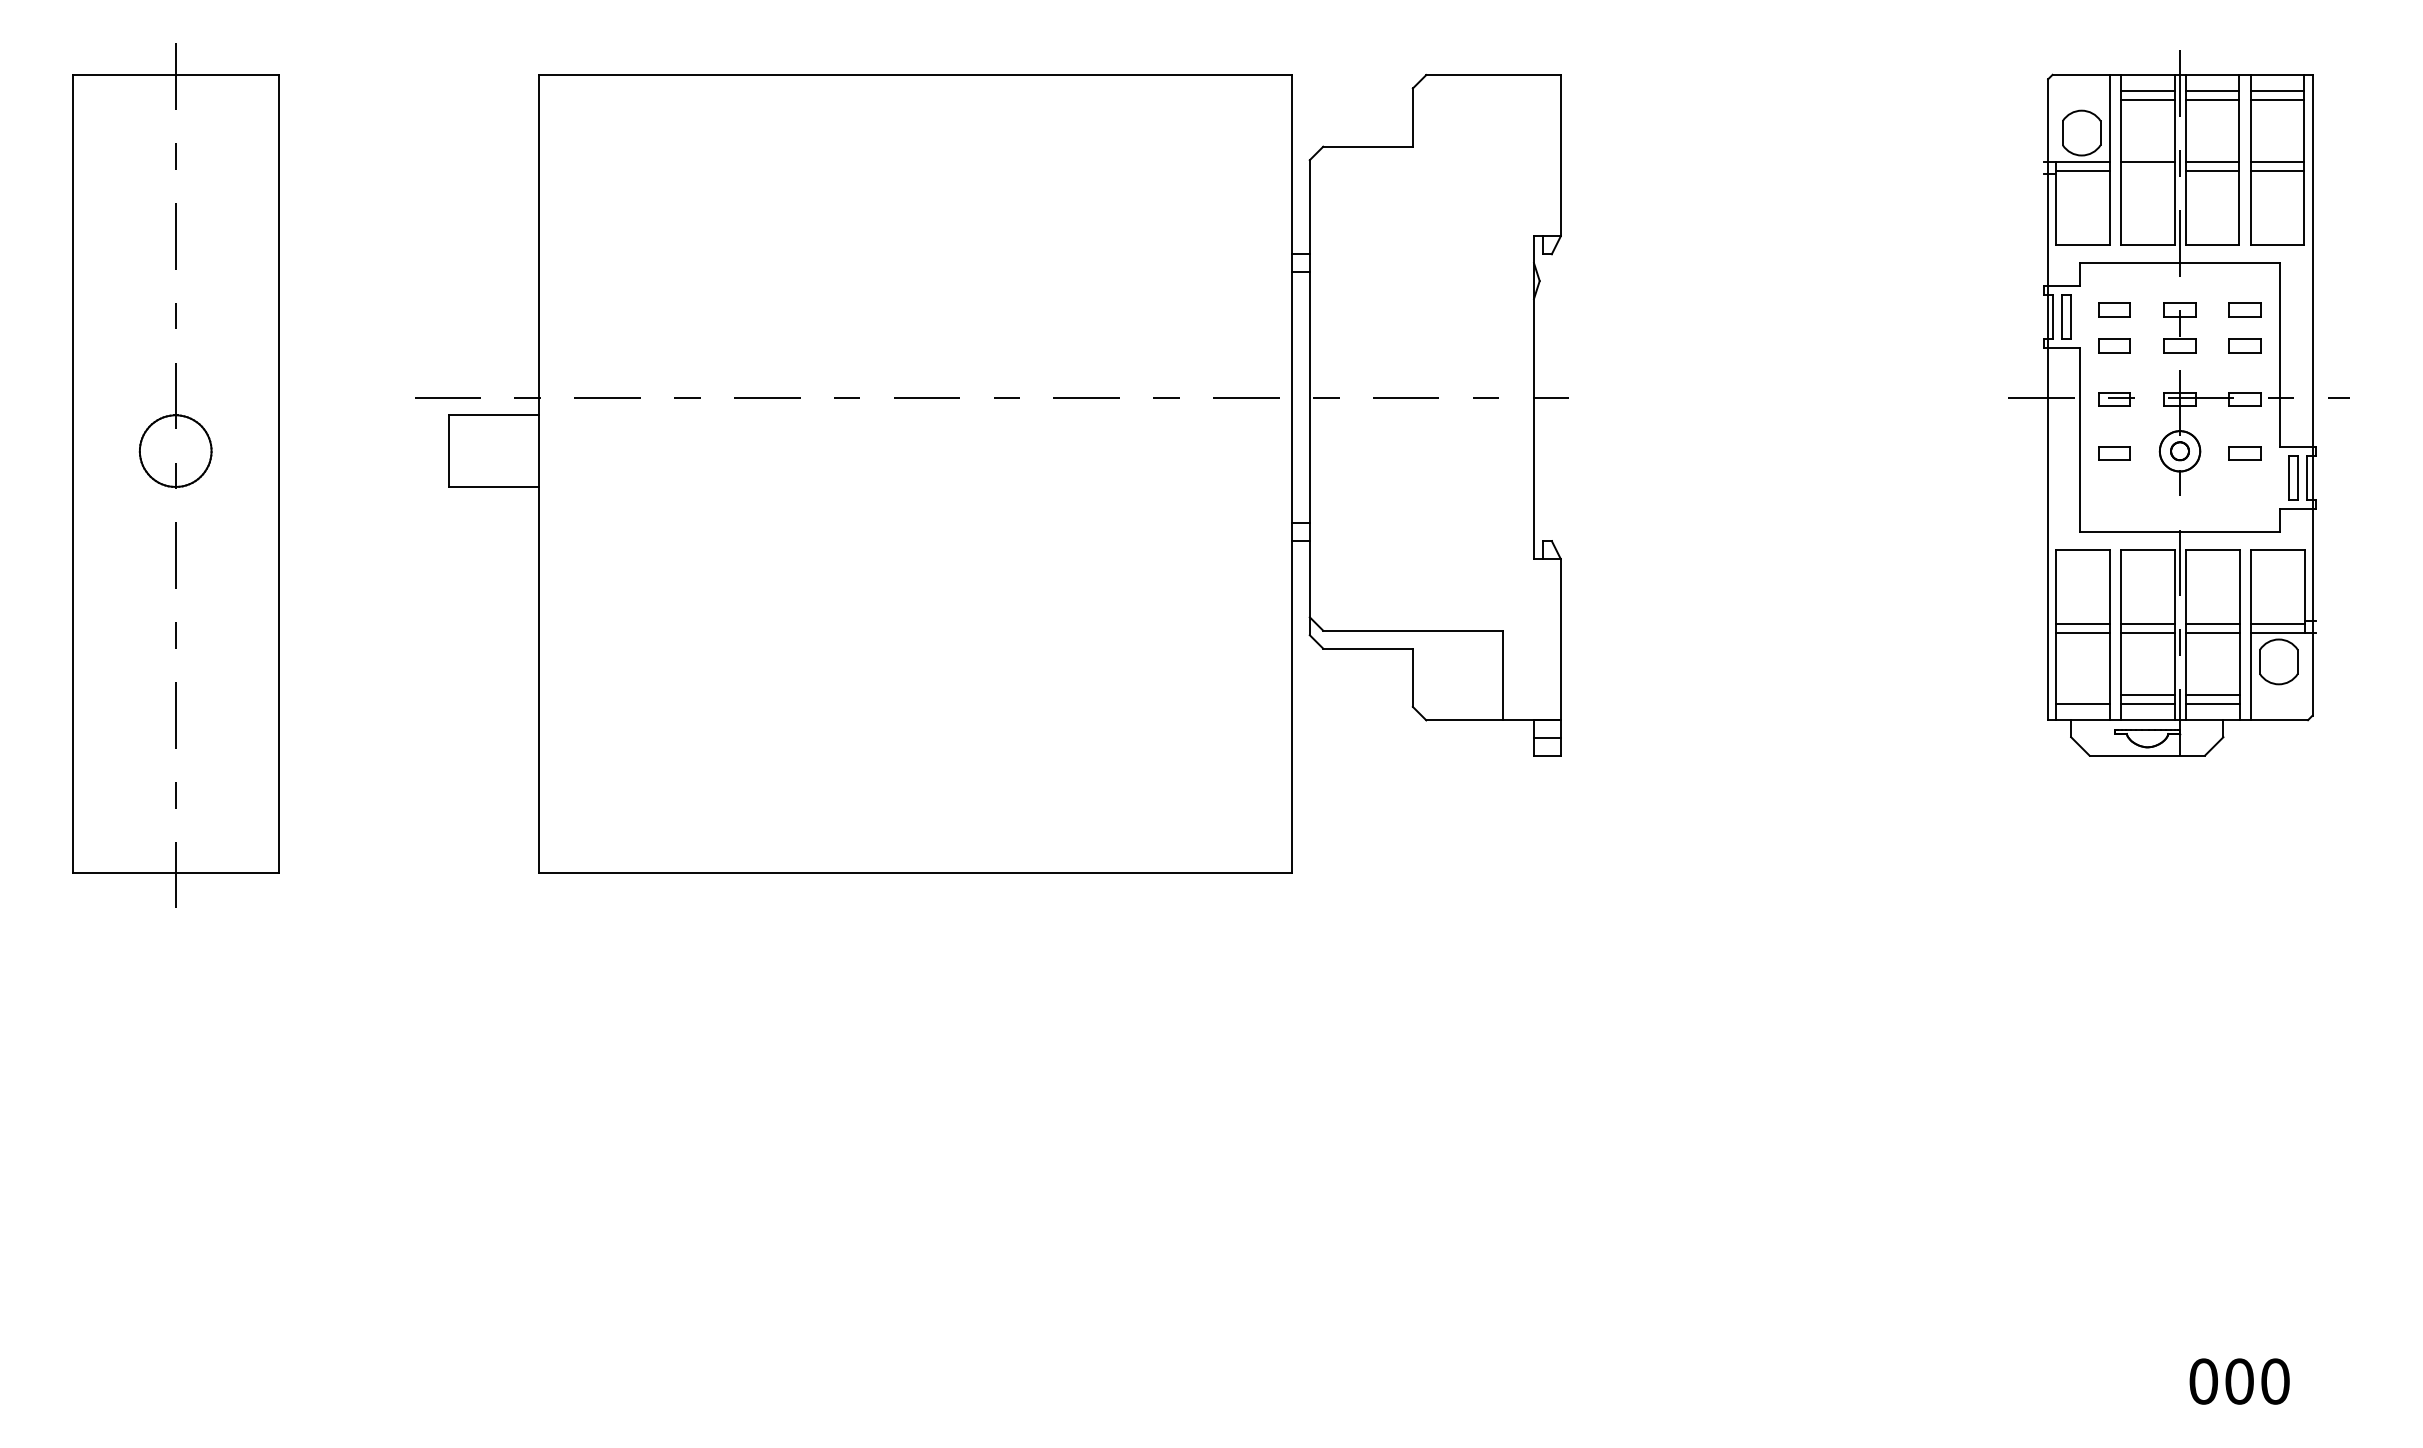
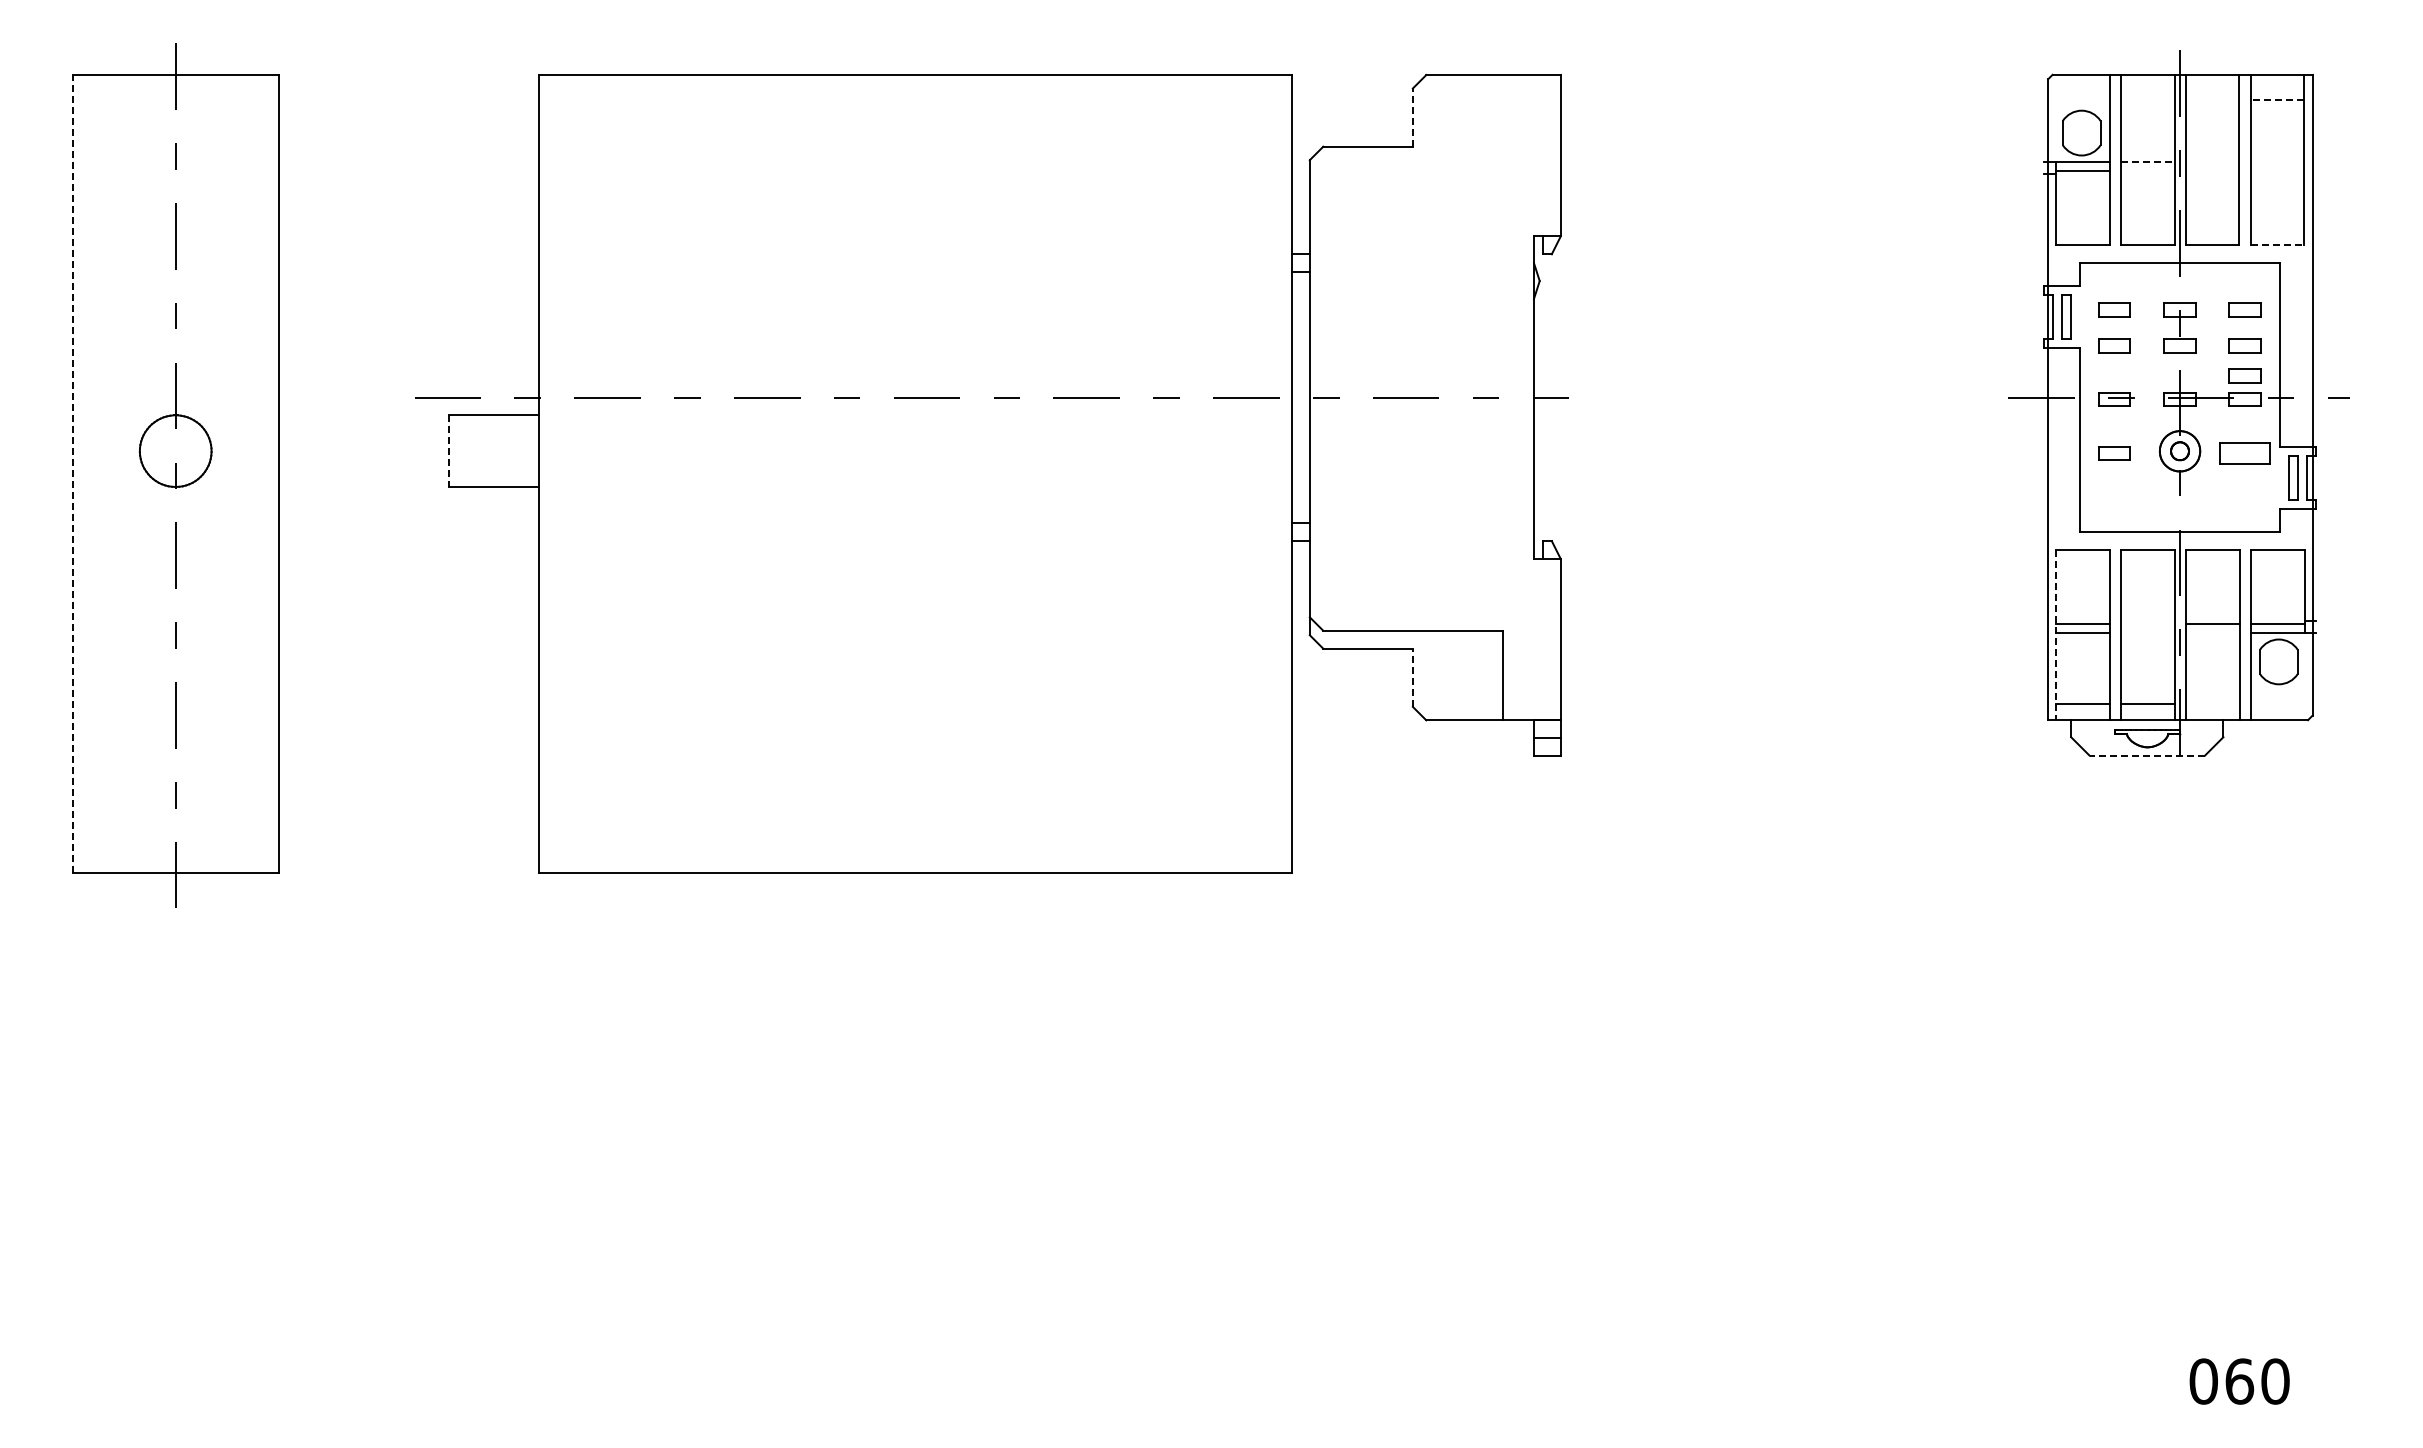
line: present -> none (2147, 90)
line: present -> none (2212, 90)
line: present -> none (2277, 90)
line: present -> none (2147, 99)
line: present -> none (2212, 99)
line: solid -> dashed (2277, 99)
line: solid -> dashed (1412, 117)
line: solid -> dashed (2147, 162)
line: present -> none (2212, 162)
line: present -> none (2277, 162)
line: present -> none (2212, 171)
line: present -> none (2277, 171)
line: solid -> dashed (2277, 245)
part: none -> present (2244, 375)
line: solid -> dashed (449, 451)
part size: 34x15 px -> 52x23 px (2244, 453)
line: solid -> dashed (72, 473)
line: present -> none (2147, 623)
line: present -> none (2147, 632)
line: present -> none (2212, 632)
line: solid -> dashed (2055, 635)
line: solid -> dashed (1412, 677)
line: present -> none (2147, 695)
line: present -> none (2212, 695)
line: present -> none (2212, 704)
line: solid -> dashed (2147, 755)
text: 000 -> 060 (2239, 1381)
